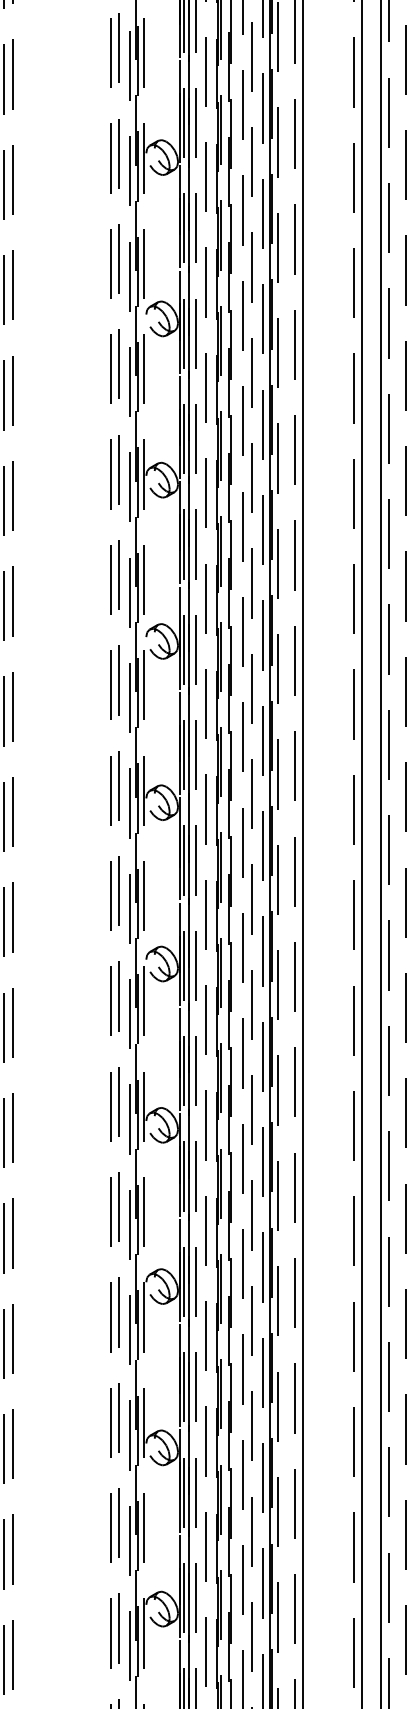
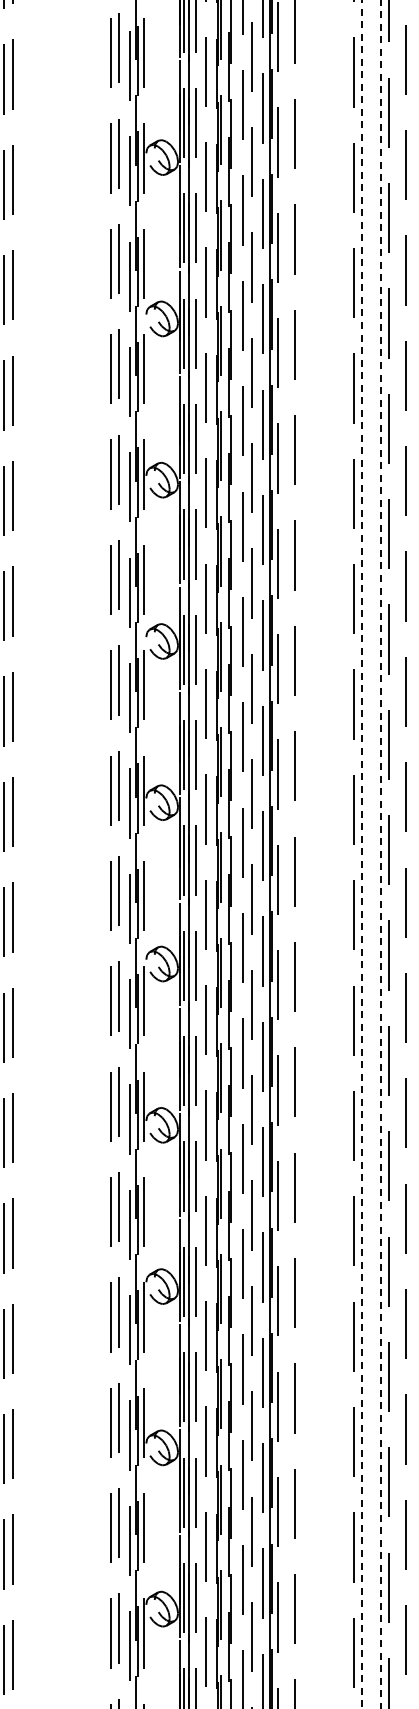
line: present -> none (303, 853)
line: solid -> dashed (361, 854)
line: solid -> dashed (381, 854)
